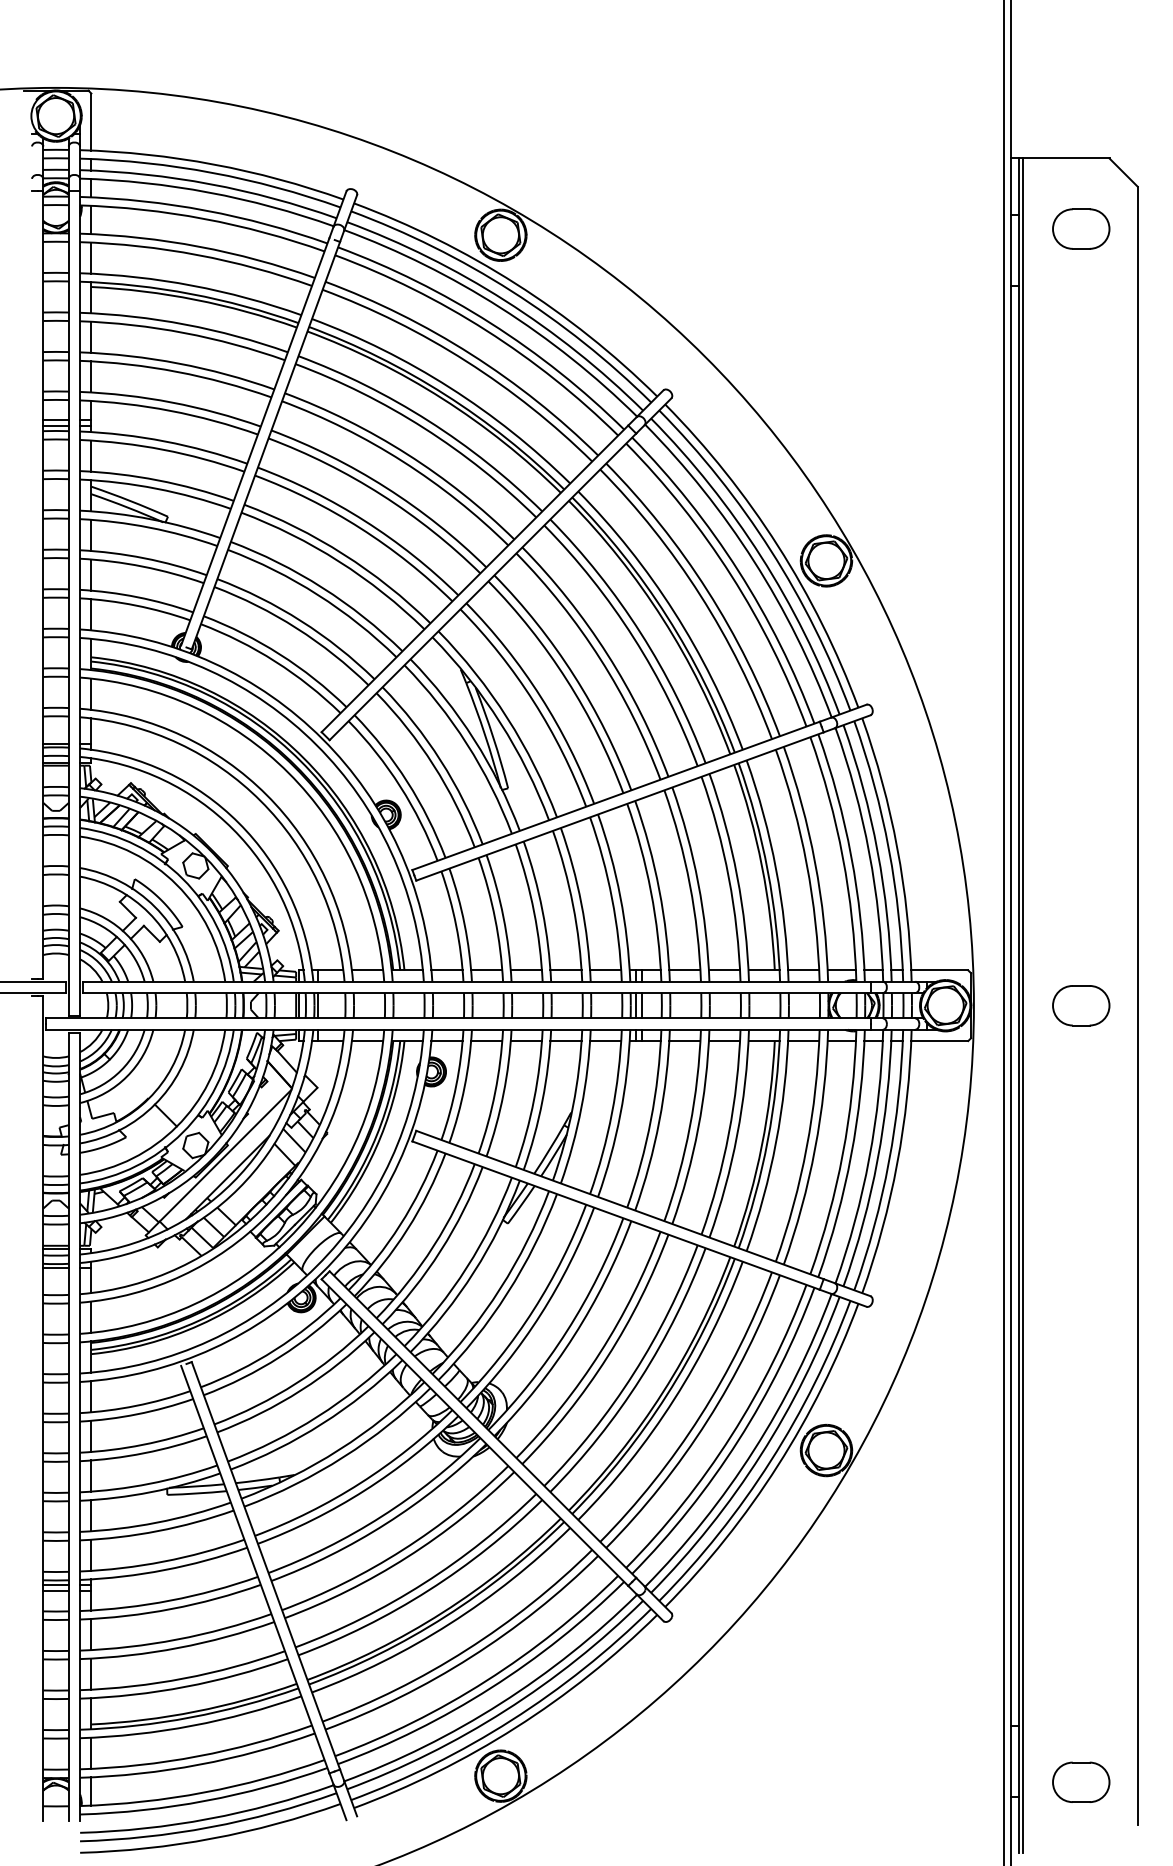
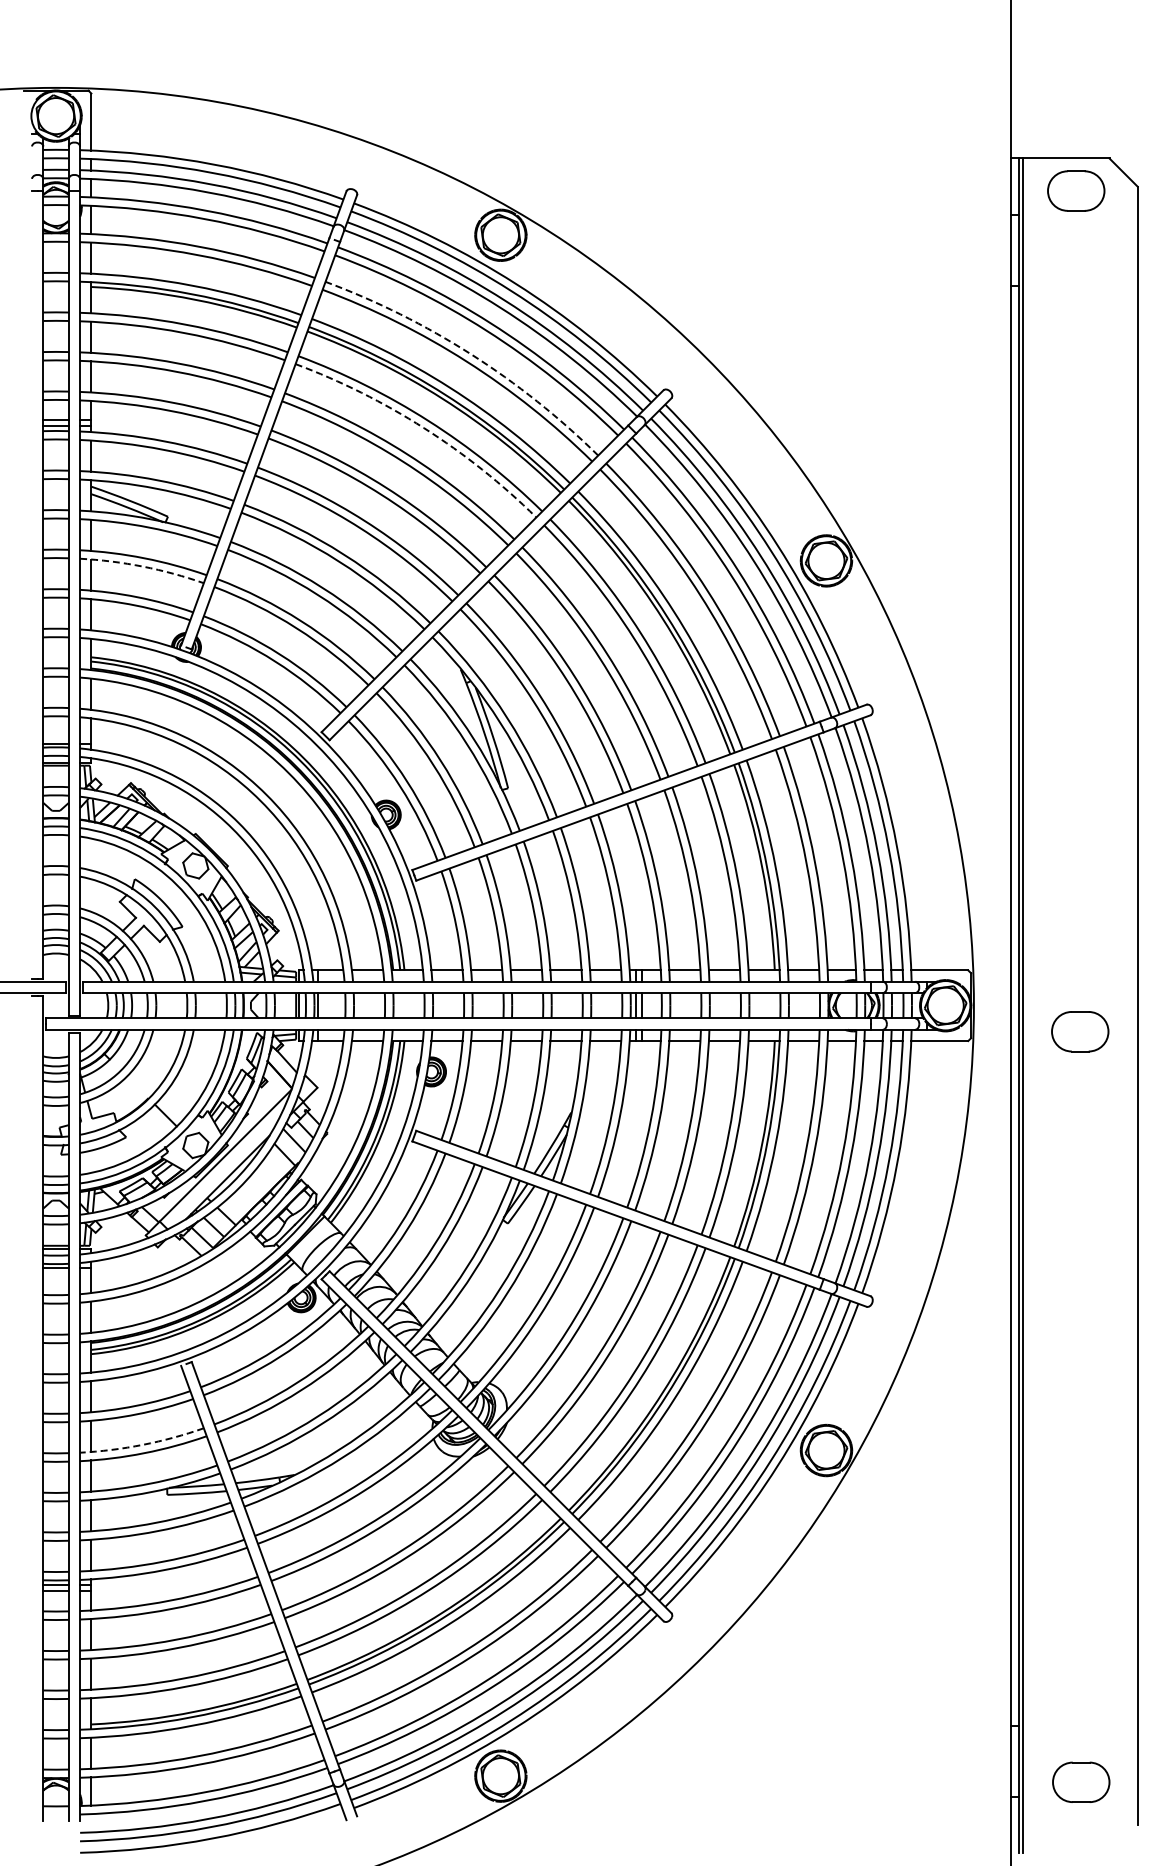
part position: (1081, 228) -> (1076, 190) (1076, 190)
arc: solid -> dashed (471, 354)
arc: solid -> dashed (424, 428)
arc: solid -> dashed (142, 566)
line: present -> none (1004, 932)
part position: (1081, 1005) -> (1080, 1031) (1080, 1031)
arc: solid -> dashed (142, 1444)
